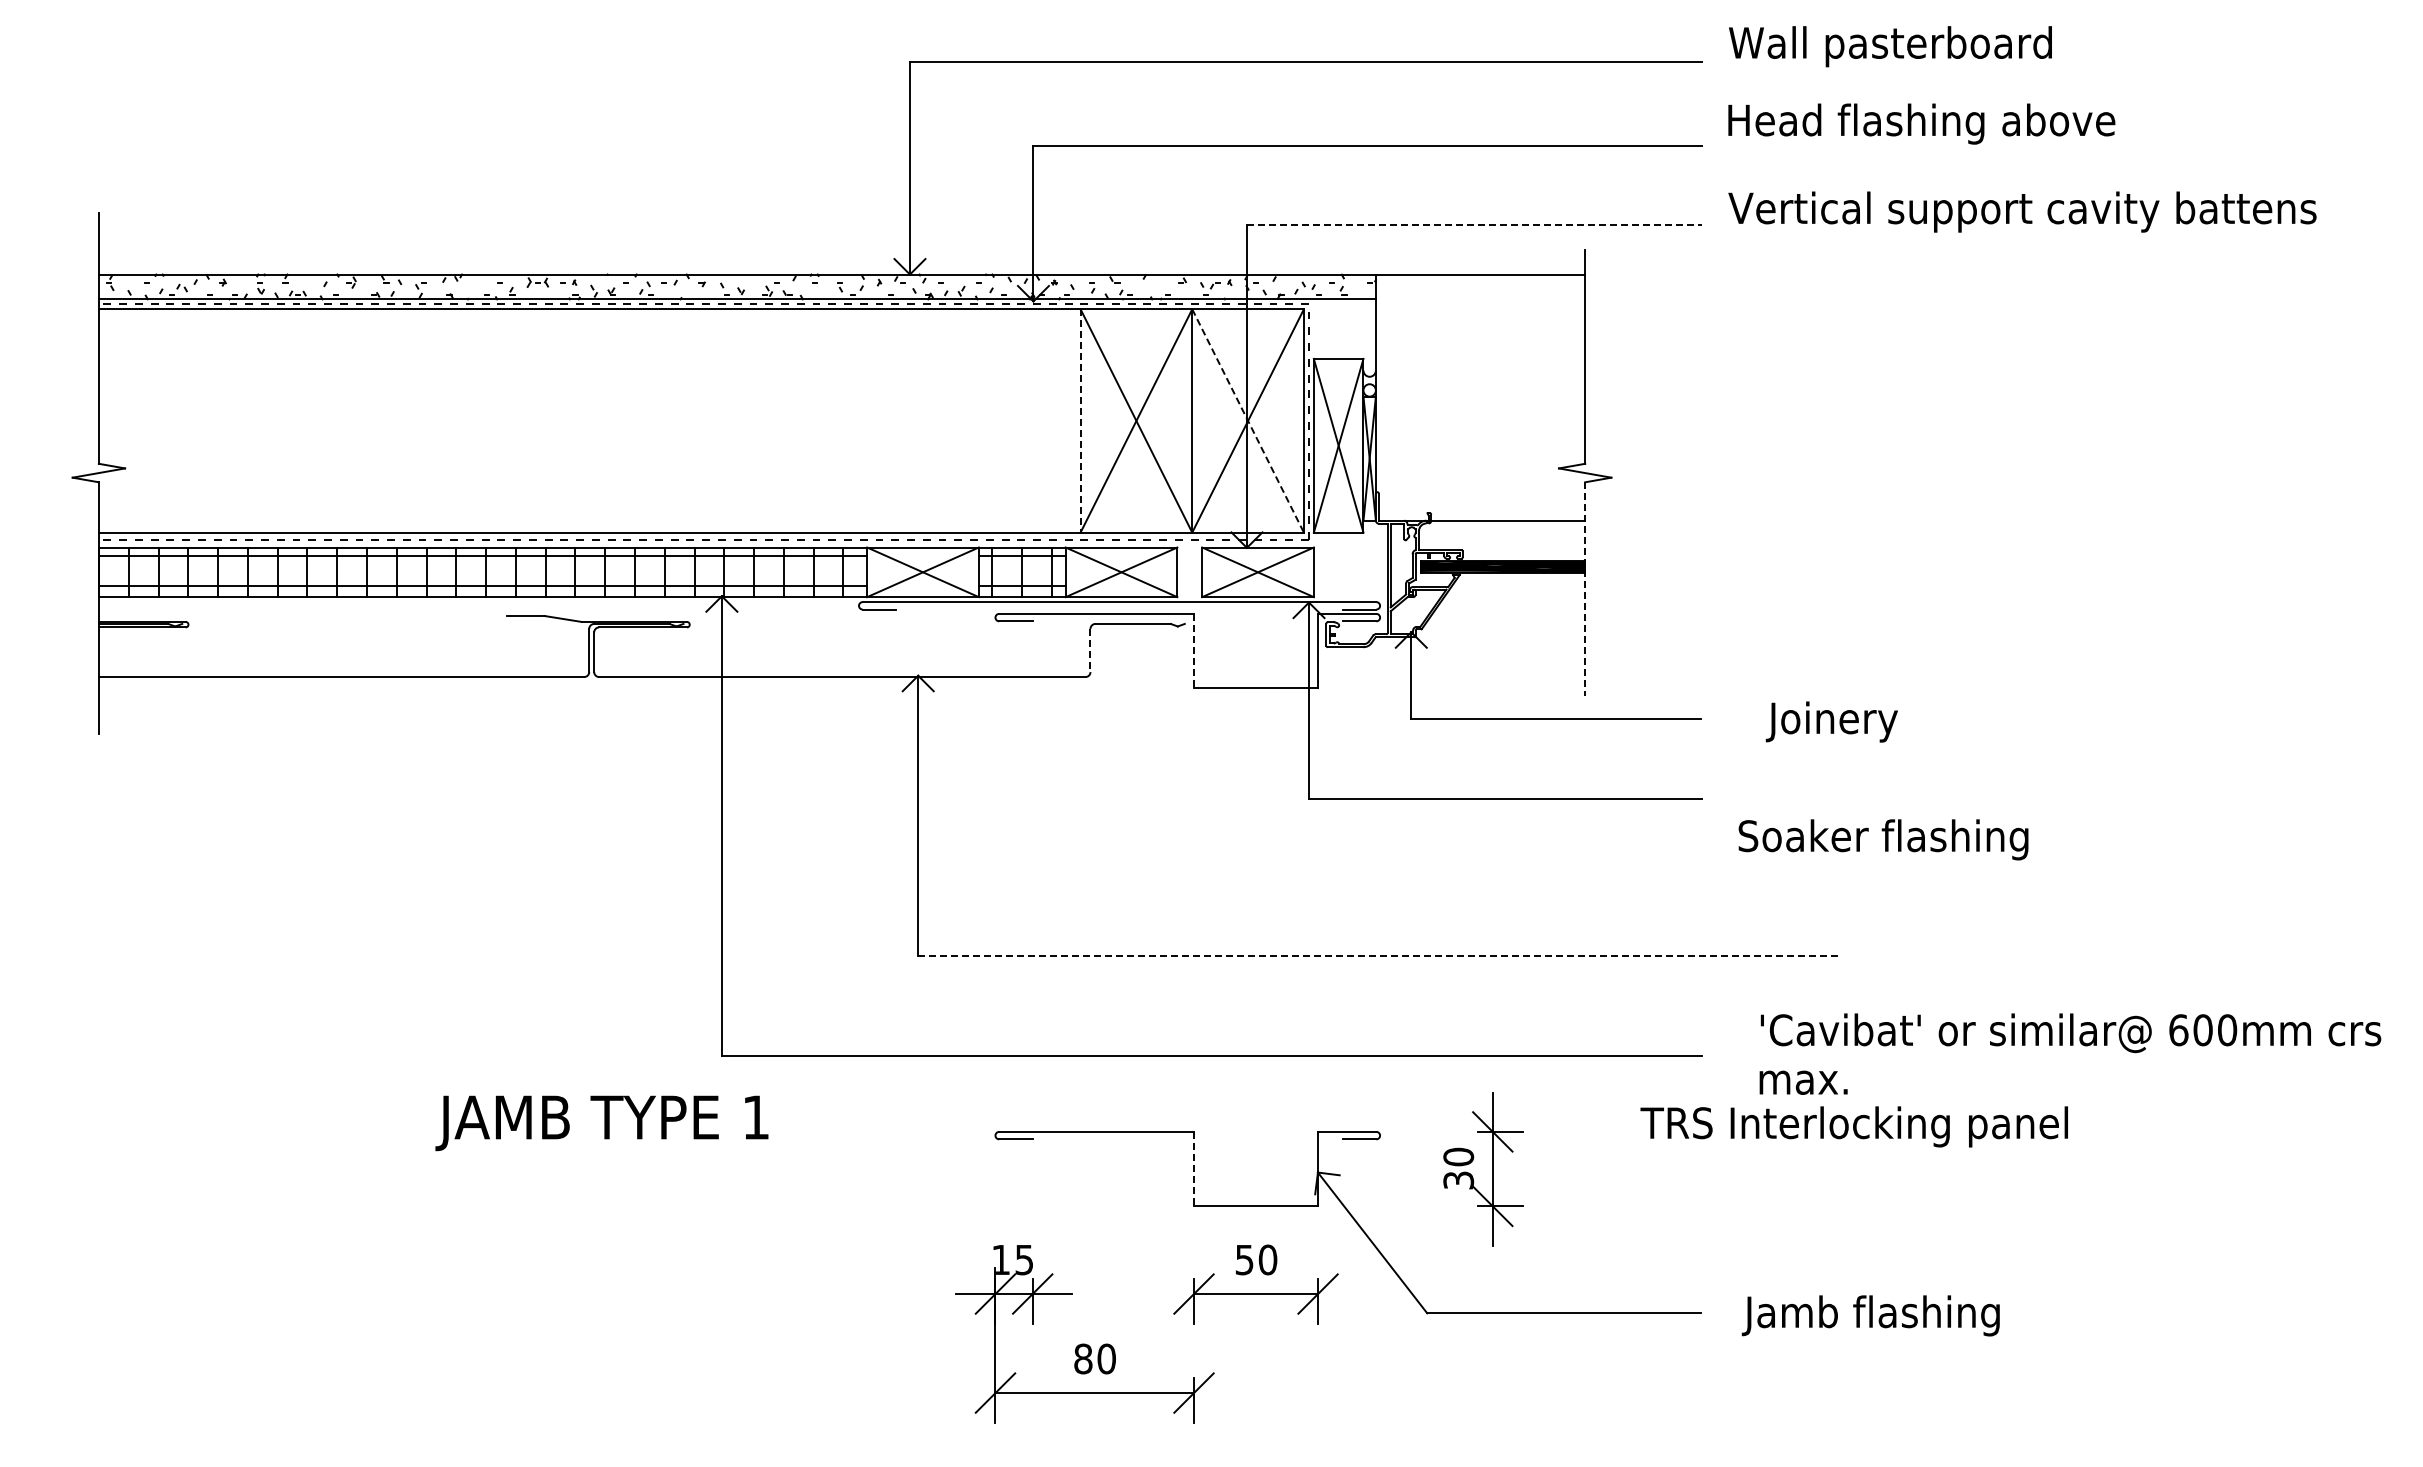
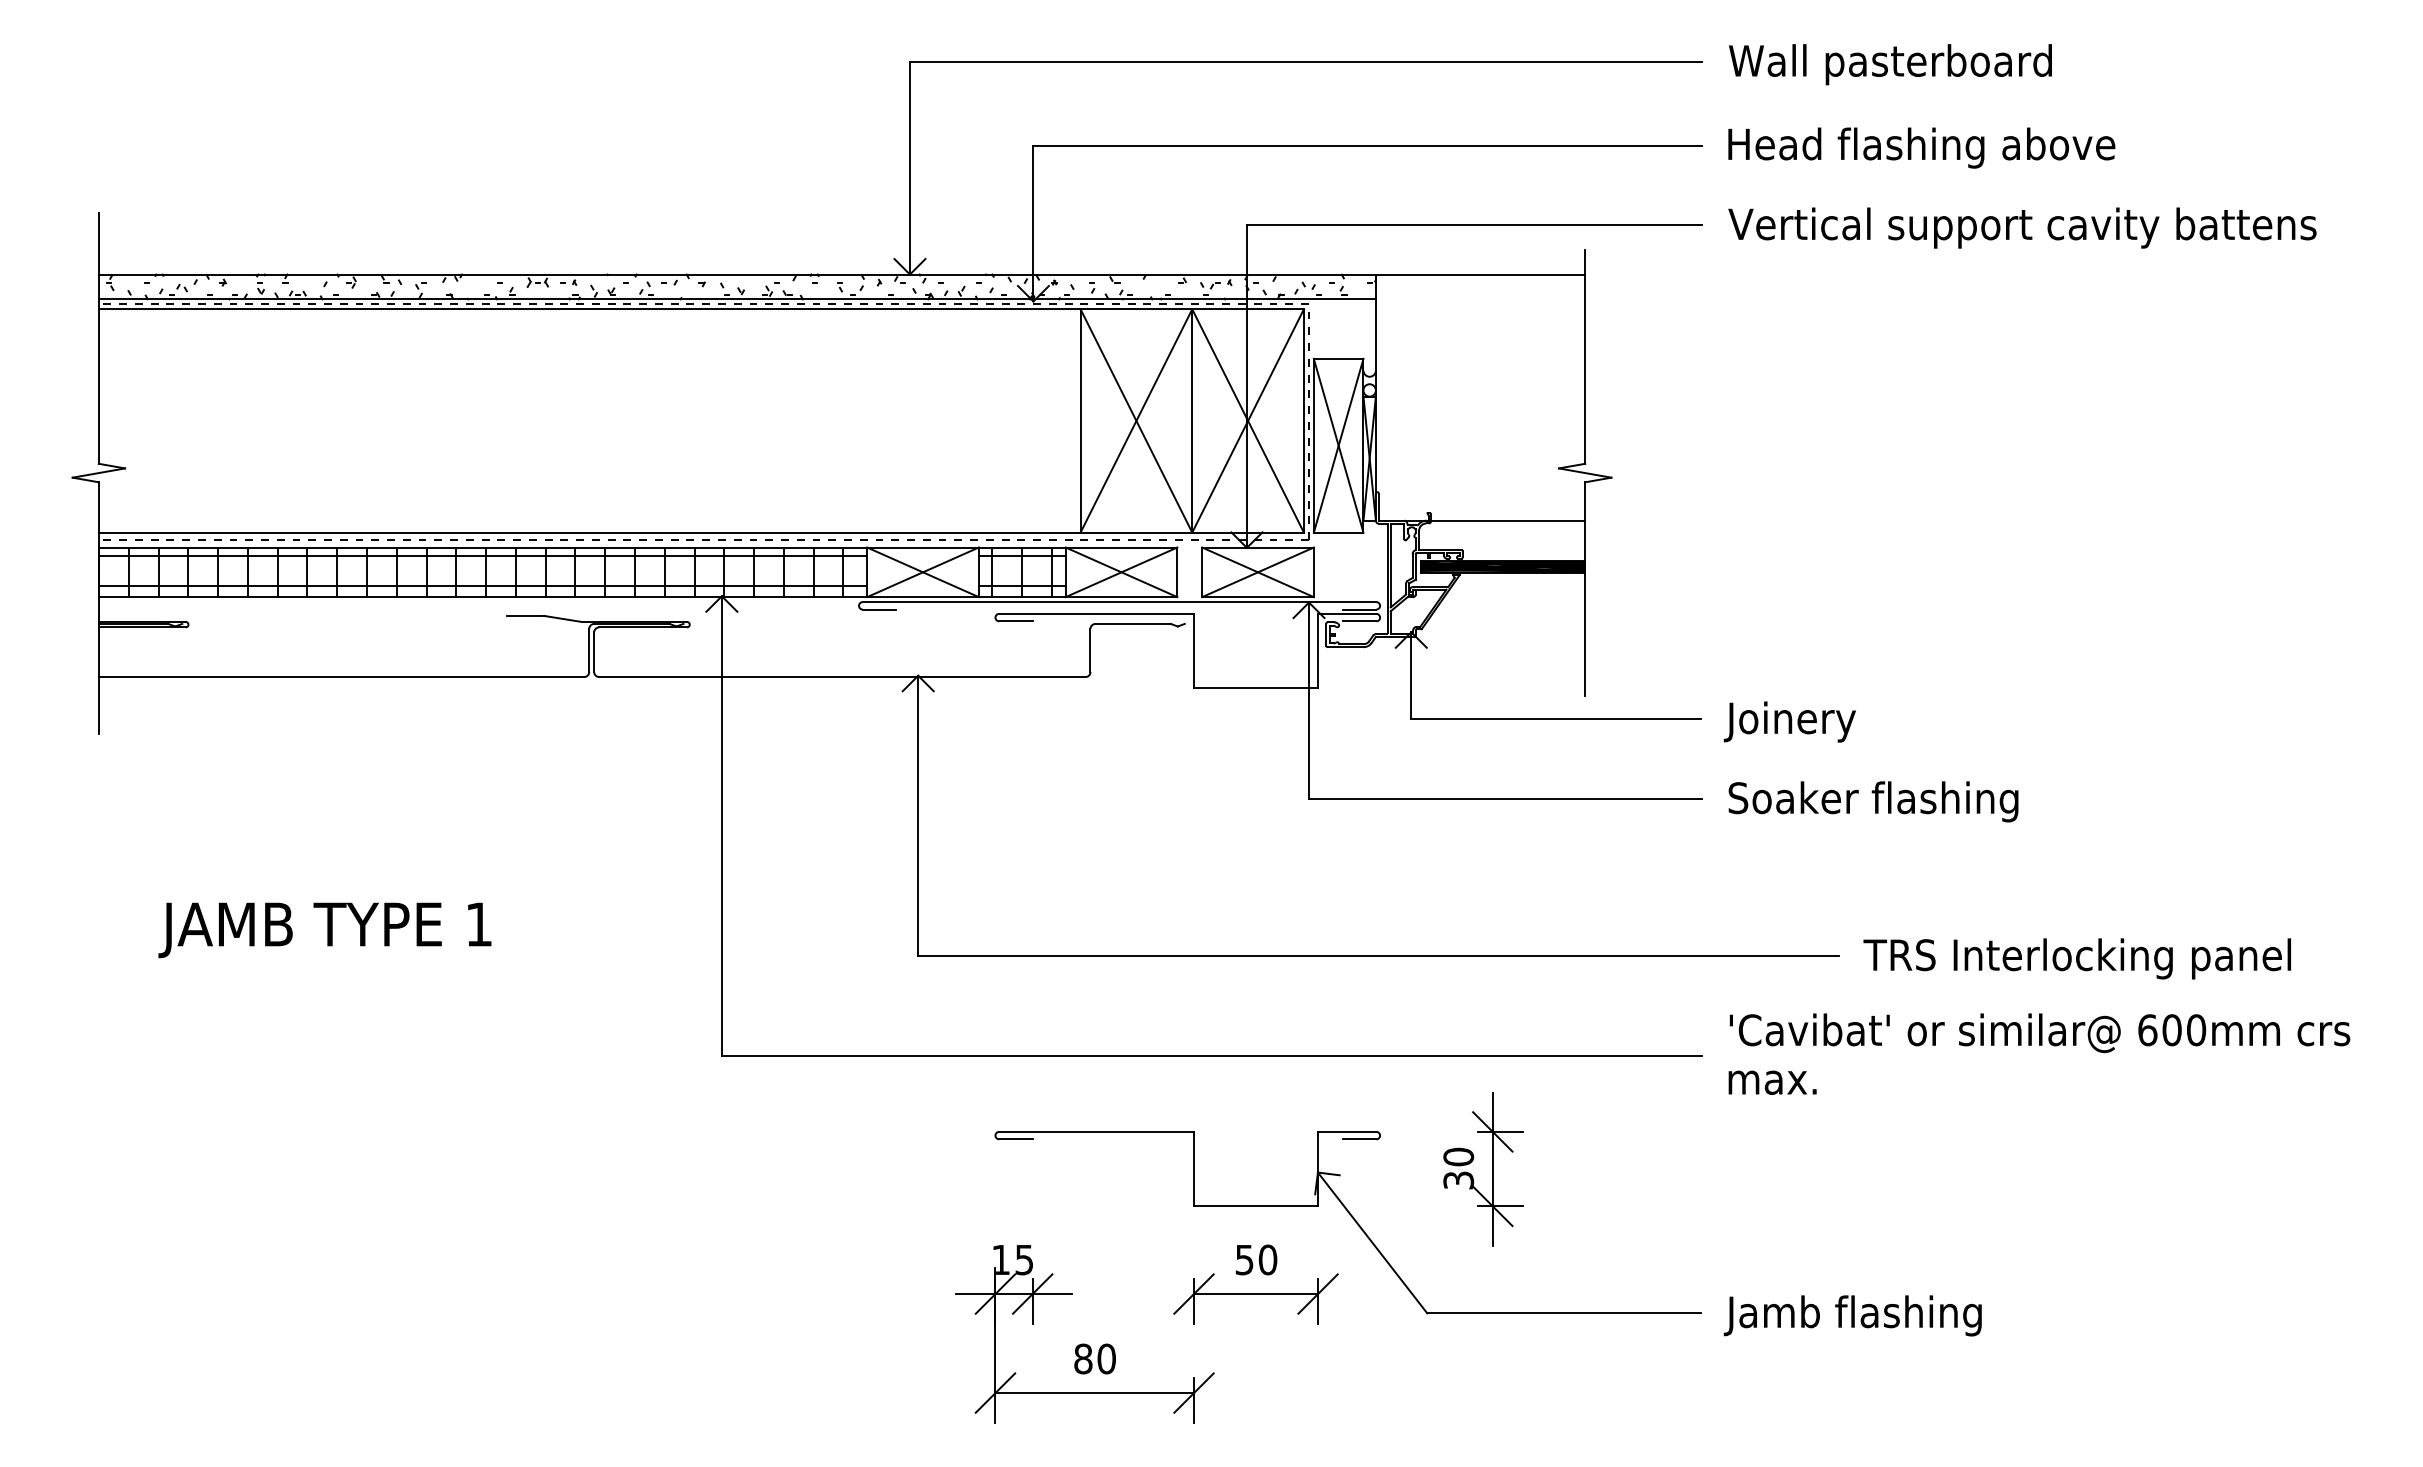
text position: (1890, 46) -> (1890, 64) (1890, 64)
text position: (1921, 123) -> (1921, 147) (1921, 147)
text position: (2022, 211) -> (2022, 227) (2022, 227)
line: dashed -> solid (1474, 225)
line: dashed -> solid (1080, 420)
line: dashed -> solid (1248, 420)
line: dashed -> solid (1585, 589)
line: dashed -> solid (1090, 650)
line: dashed -> solid (1193, 651)
text position: (1831, 721) -> (1789, 721) (1789, 721)
text position: (1883, 839) -> (1873, 801) (1873, 801)
line: dashed -> solid (1379, 956)
text position: (2070, 1053) -> (2039, 1053) (2039, 1053)
text position: (601, 1123) -> (324, 930) (324, 930)
text position: (1853, 1126) -> (2076, 958) (2076, 958)
line: dashed -> solid (1193, 1169)
text position: (1870, 1315) -> (1852, 1315) (1852, 1315)
